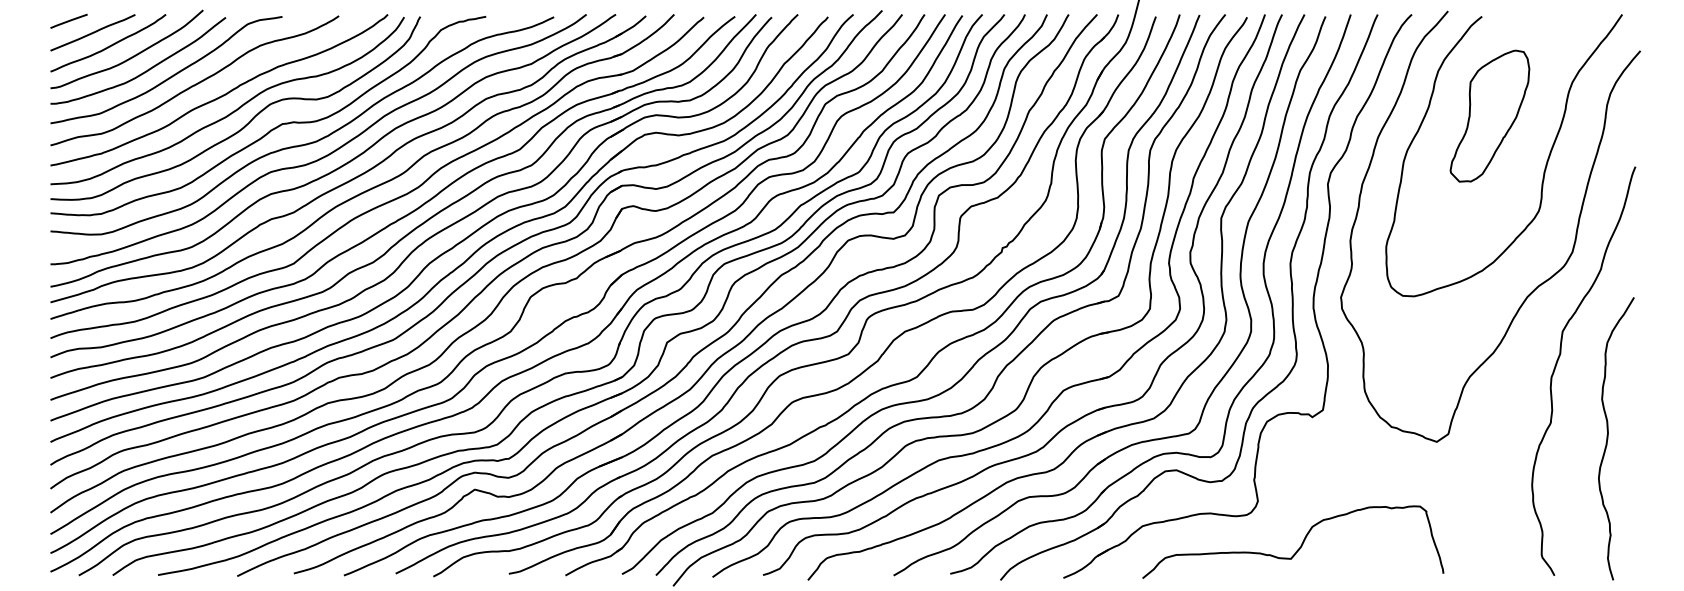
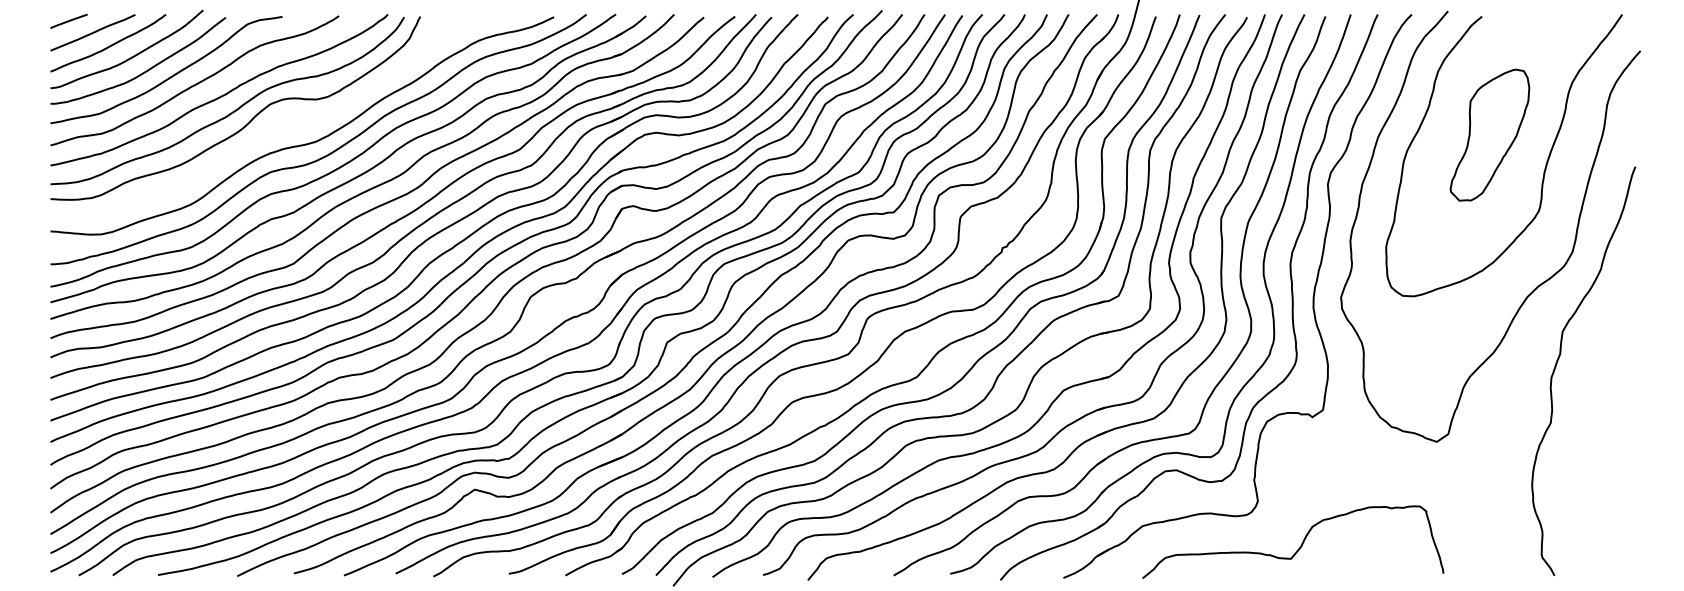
part position: (1489, 115) -> (1489, 134) (1489, 134)
curve: present -> none (274, 127)
curve: present -> none (1608, 438)
